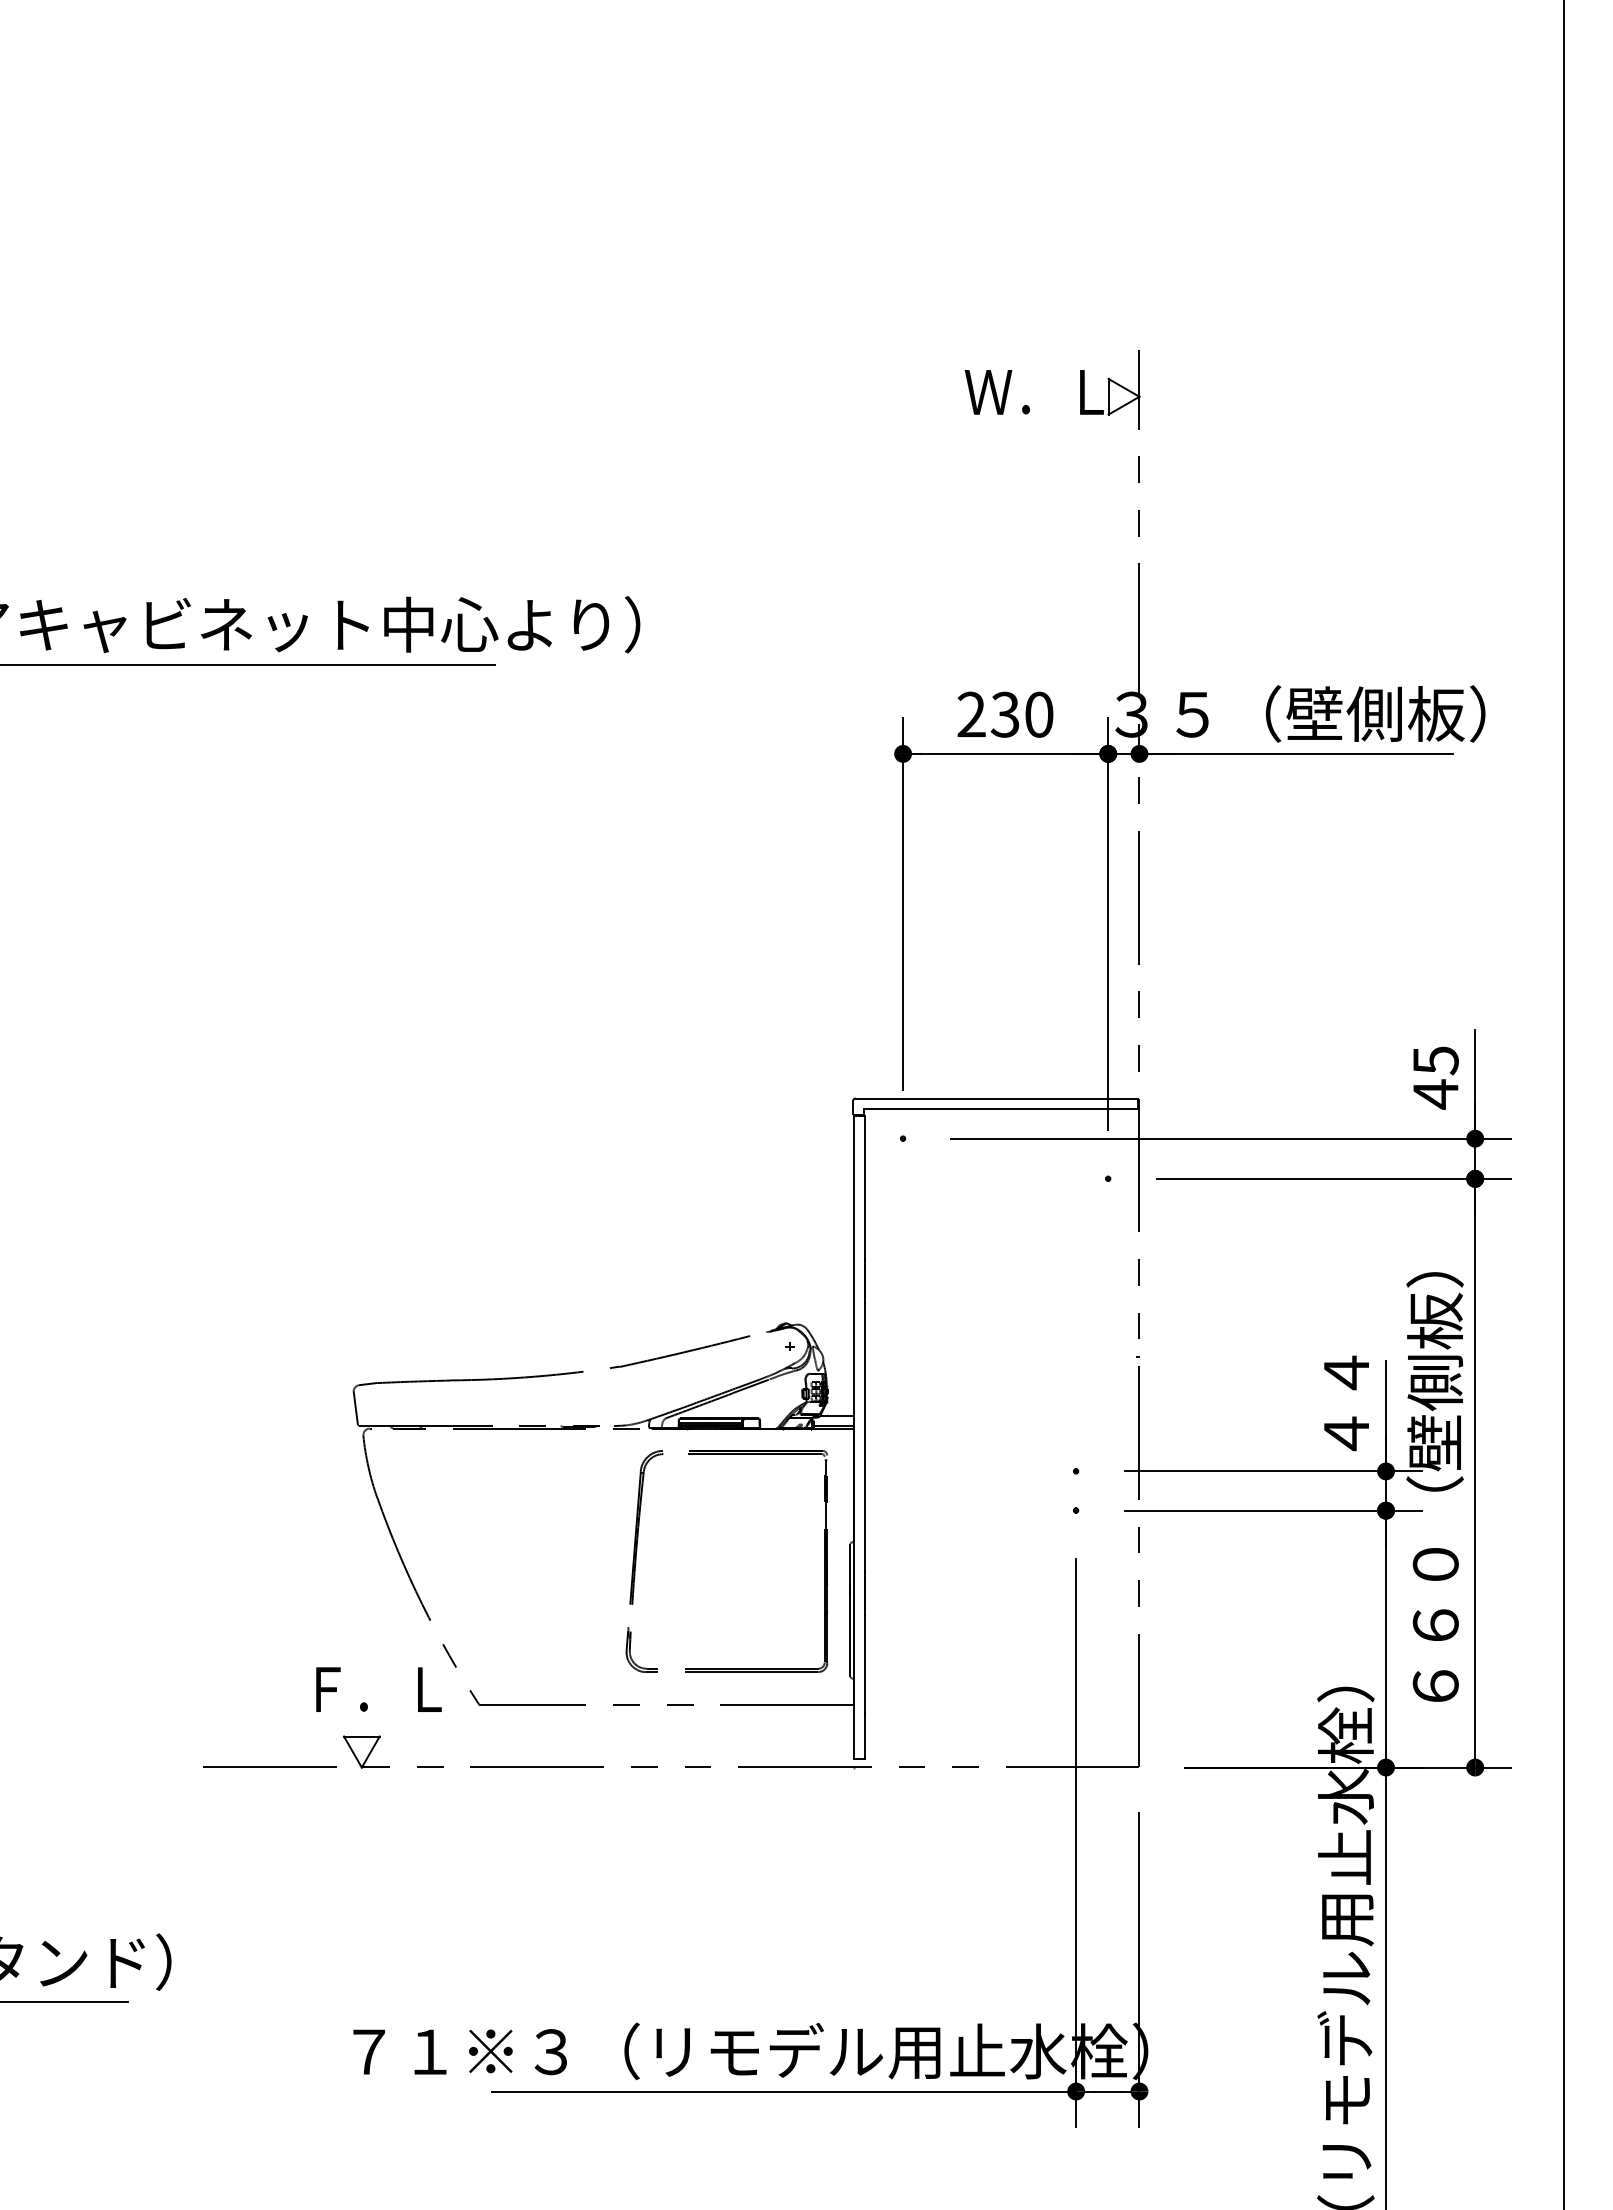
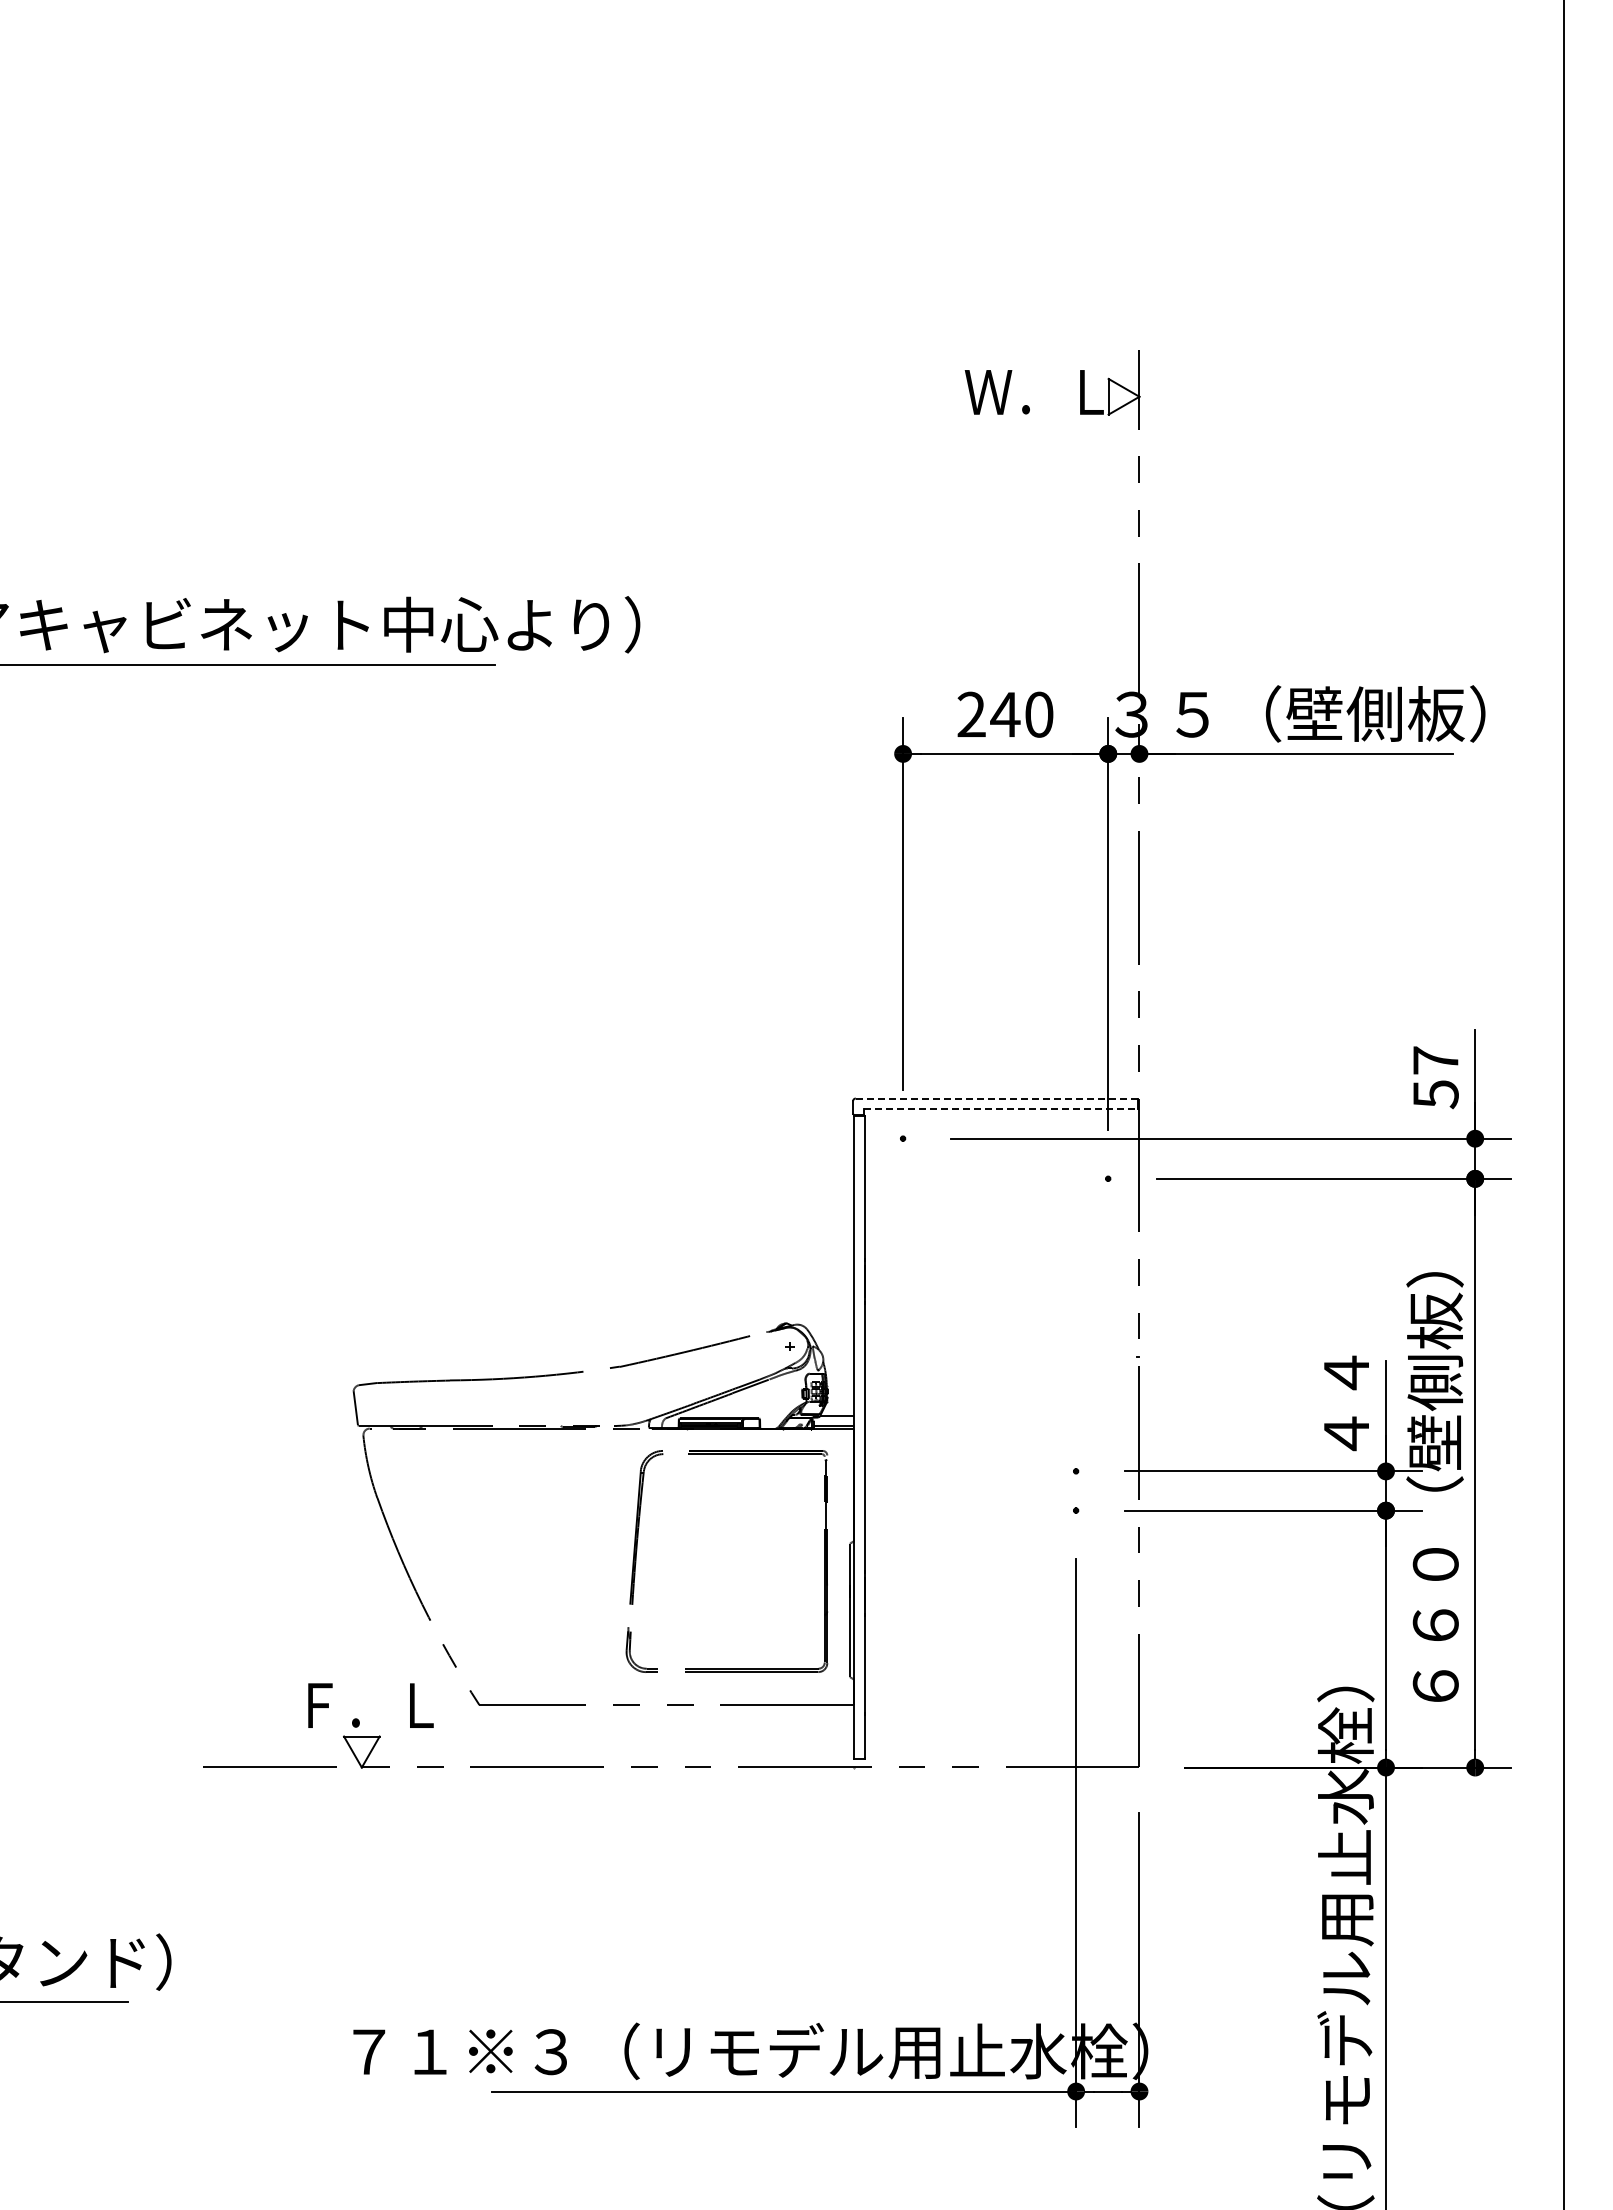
text: 230 -> 240 (1005, 714)
text: 45 -> 57 (1435, 1077)
line: solid -> dashed (996, 1098)
line: solid -> dashed (1000, 1109)
text position: (378, 1689) -> (370, 1705) (370, 1705)
